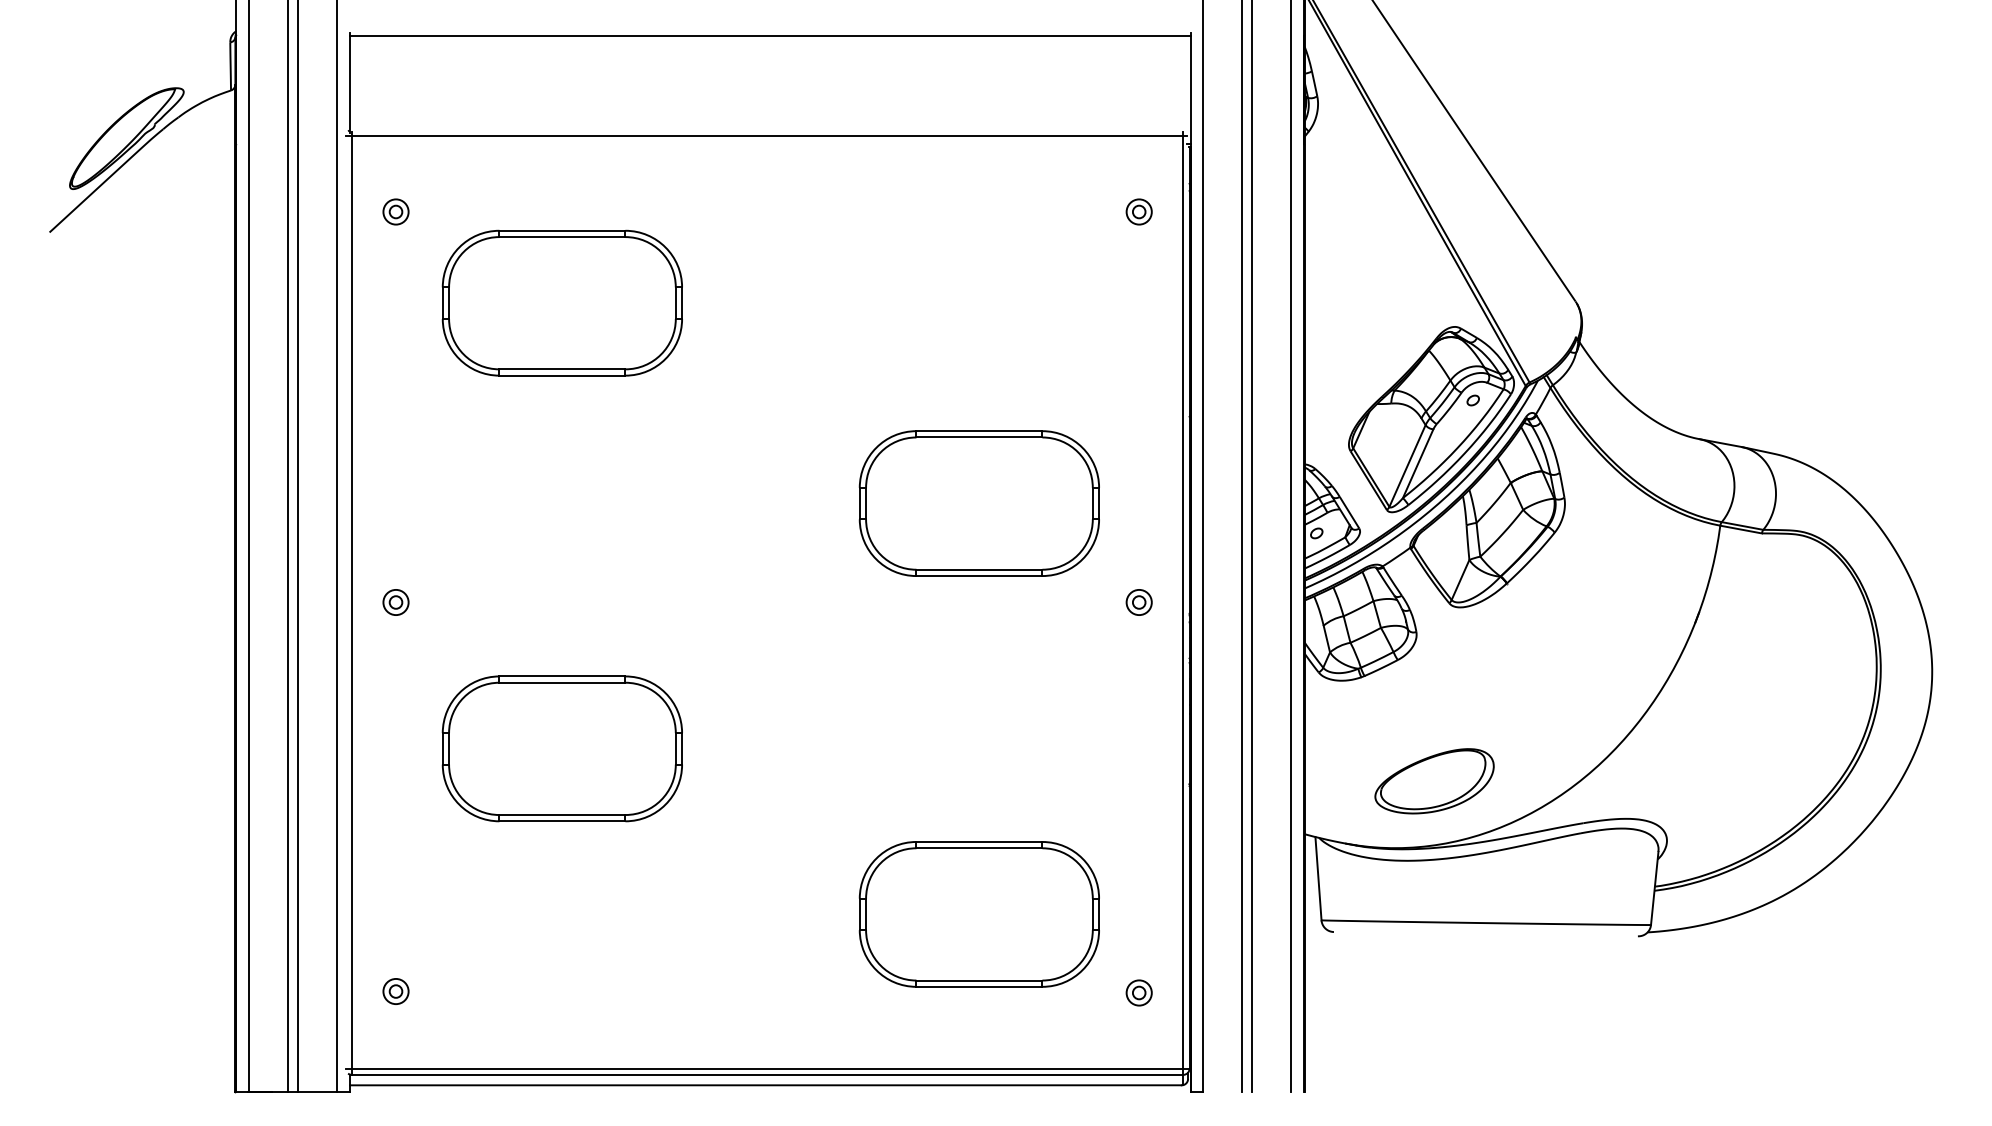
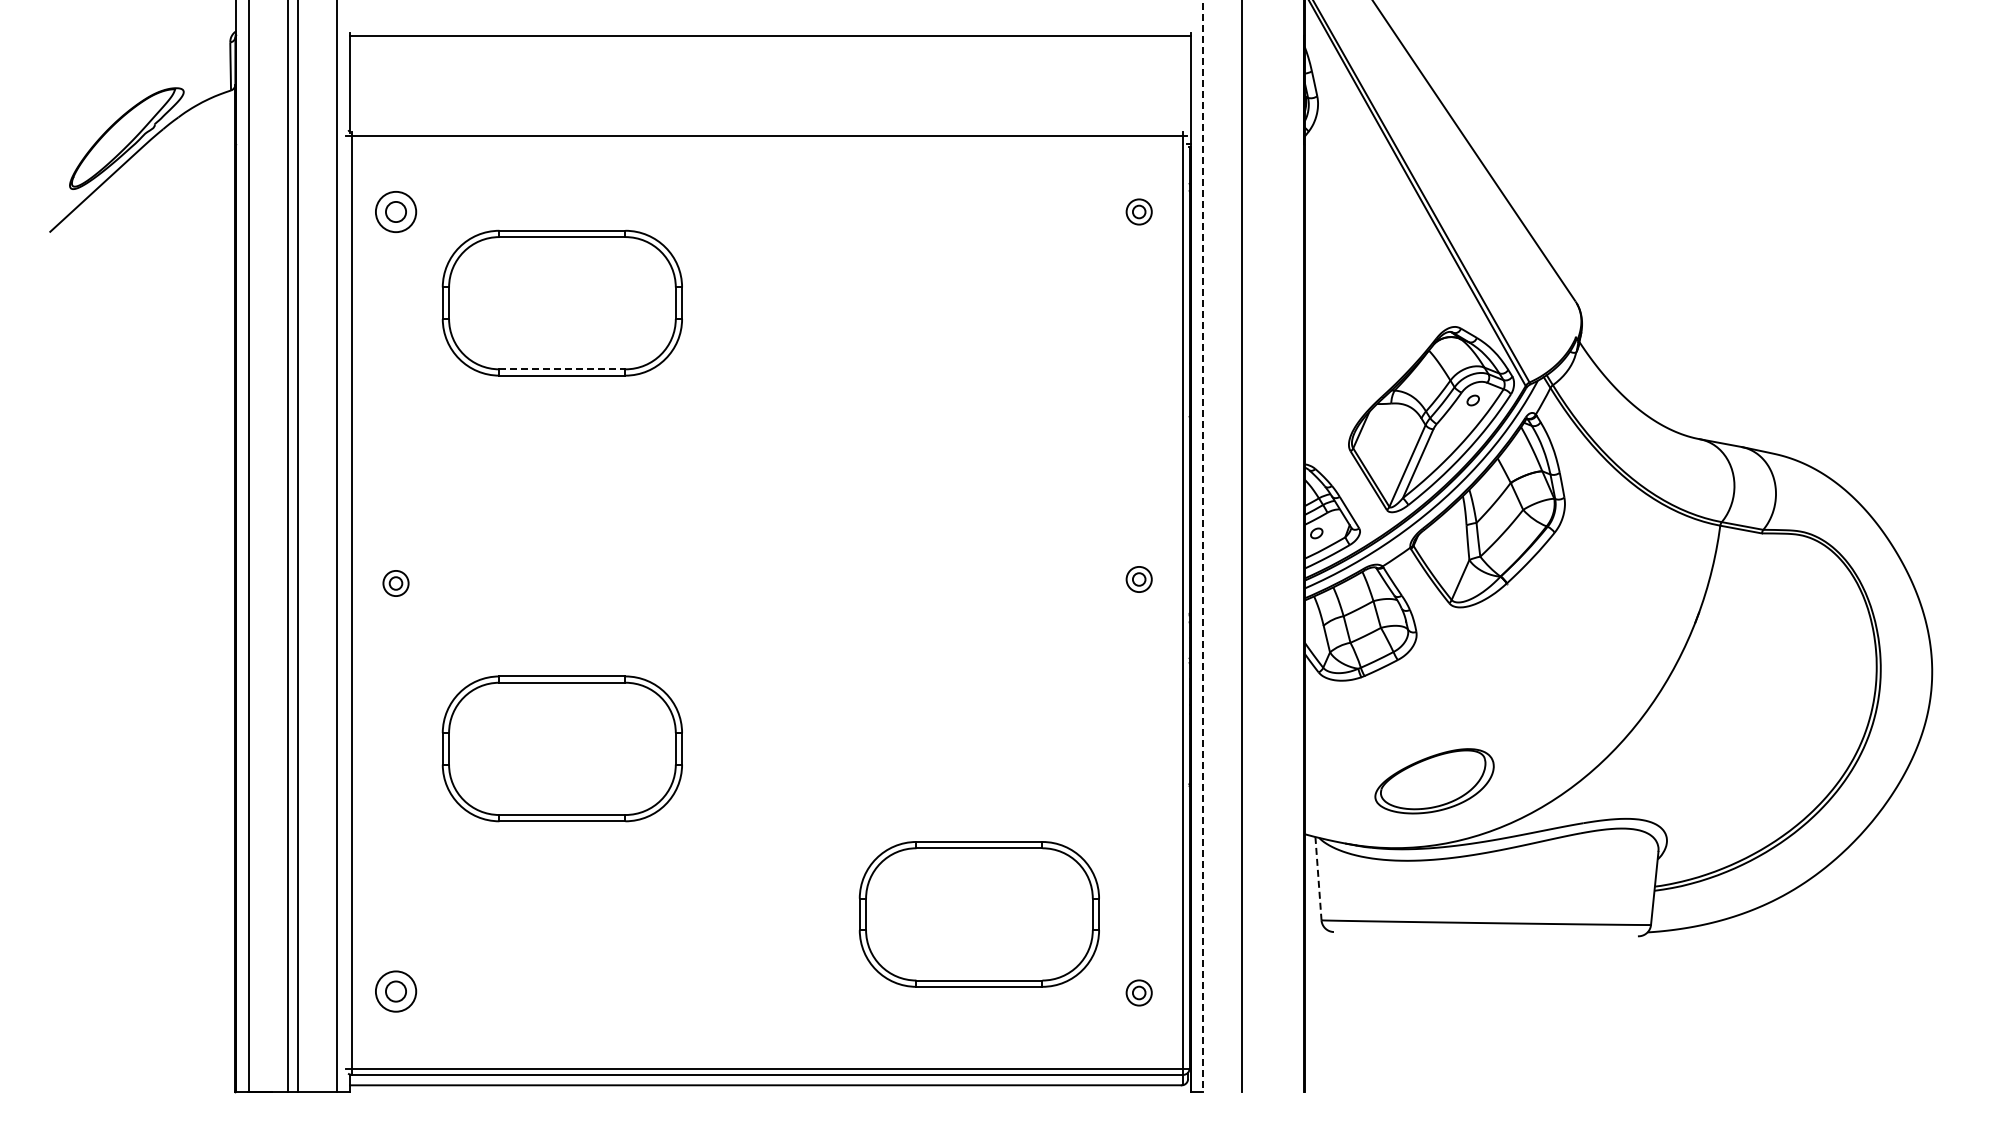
part size: 28x28 px -> 43x42 px (396, 211)
line: solid -> dashed (562, 369)
part: present -> none (978, 503)
line: solid -> dashed (1203, 546)
line: present -> none (1252, 546)
line: present -> none (1291, 546)
part position: (395, 602) -> (395, 583) (395, 583)
part position: (1138, 602) -> (1138, 579) (1138, 579)
line: solid -> dashed (1318, 878)
part size: 28x27 px -> 43x43 px (396, 991)
